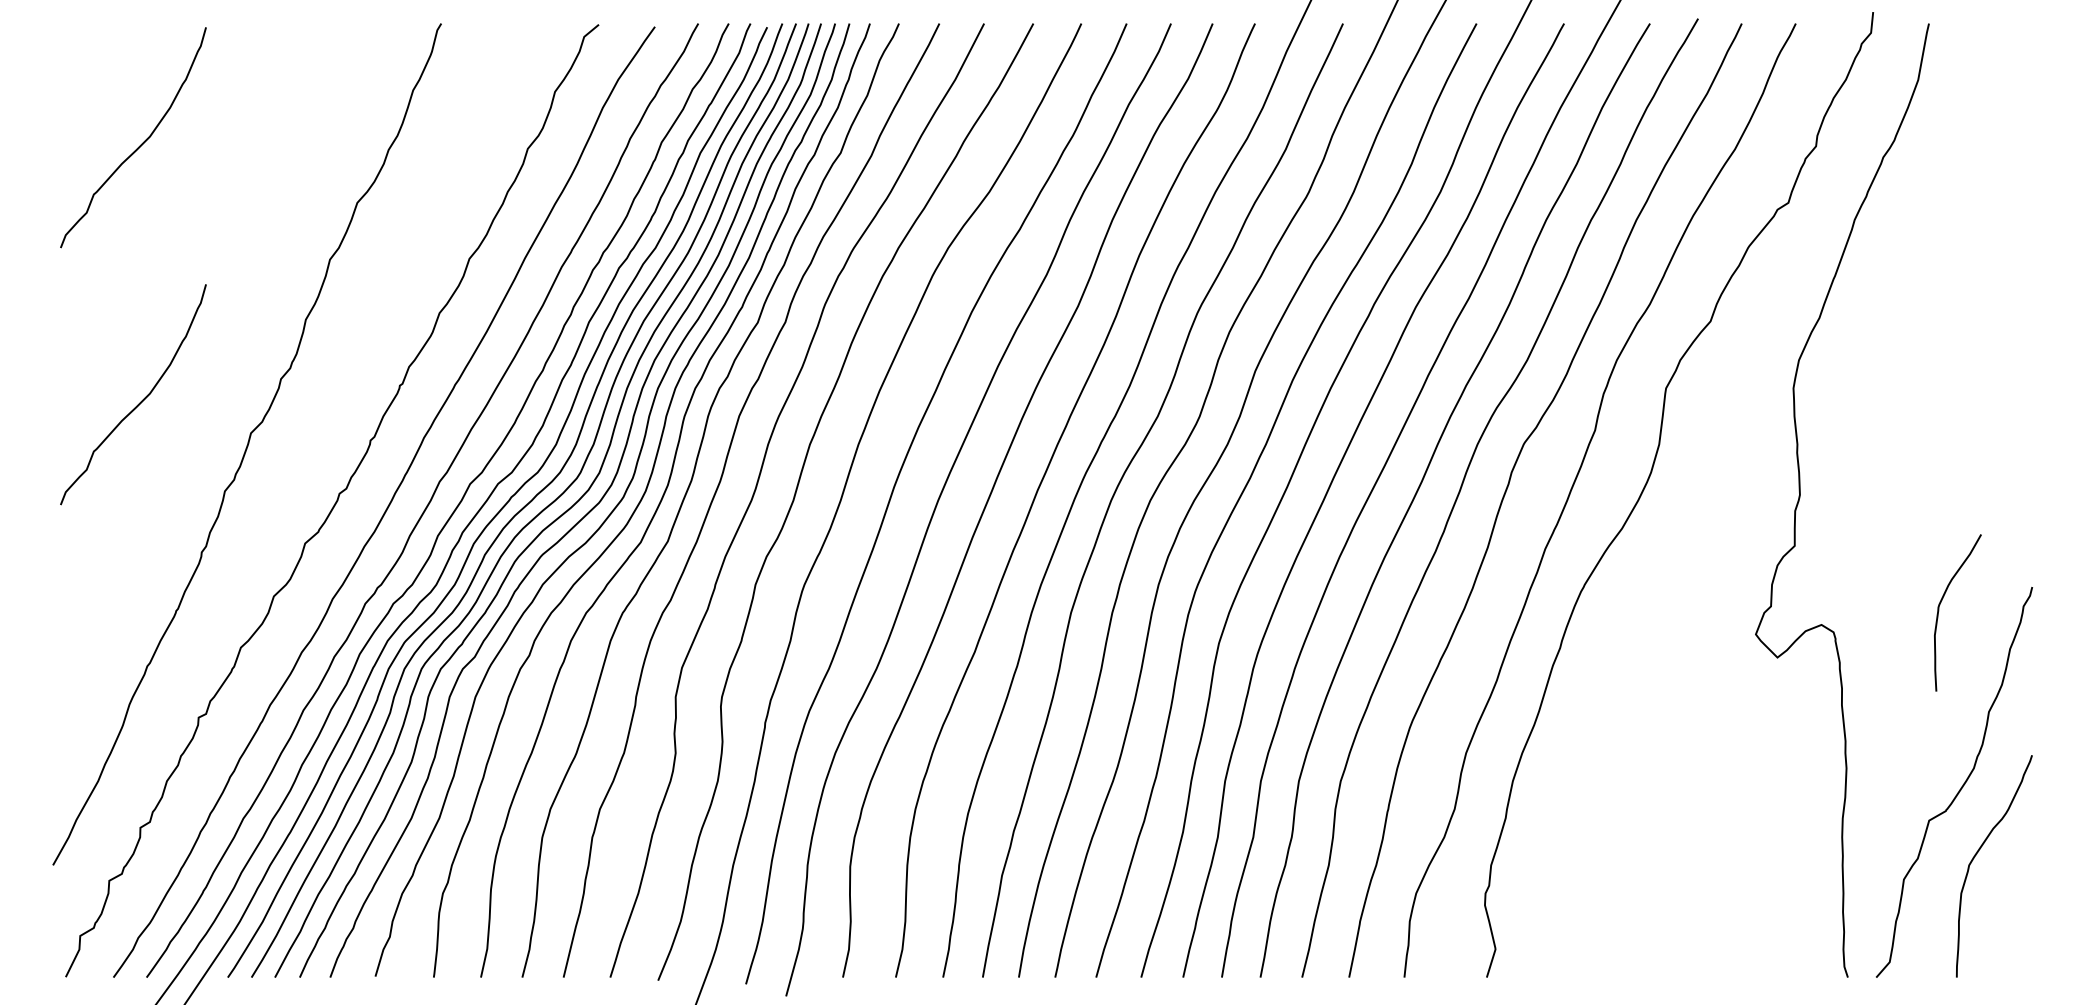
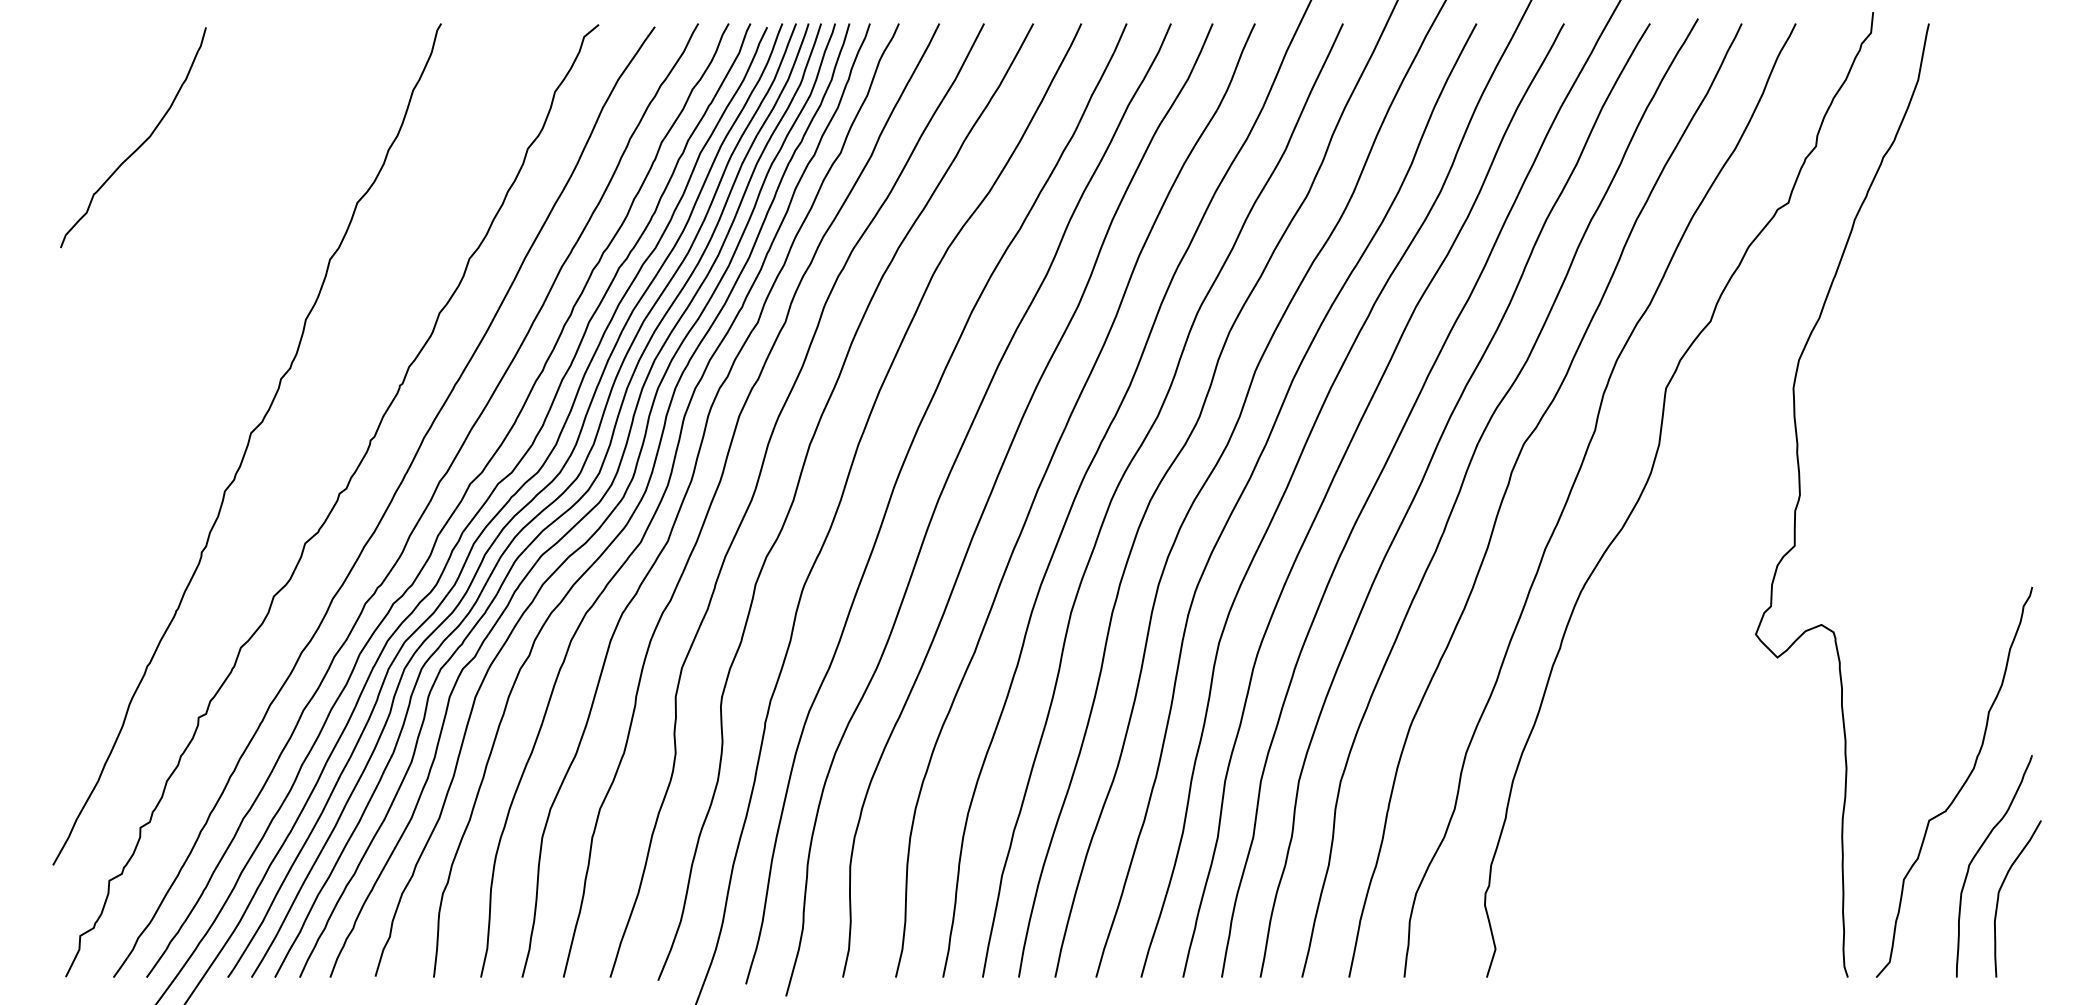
curve: present -> none (140, 401)
curve position: (1939, 611) -> (1999, 897) (1999, 897)
